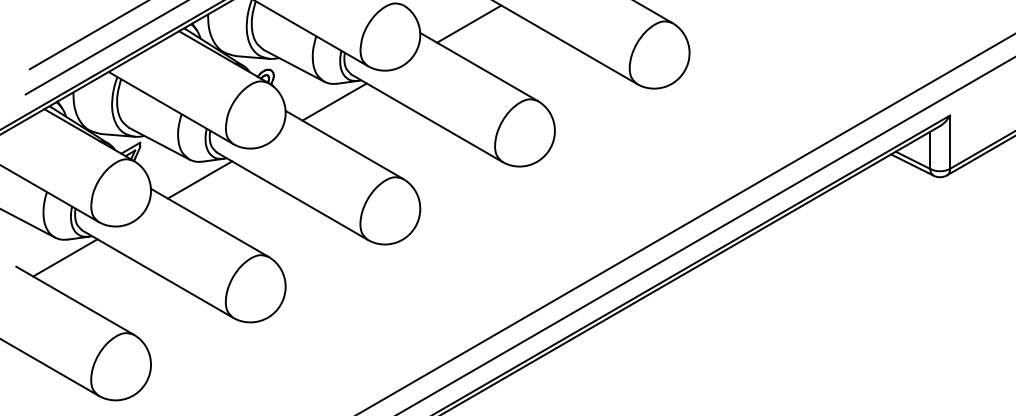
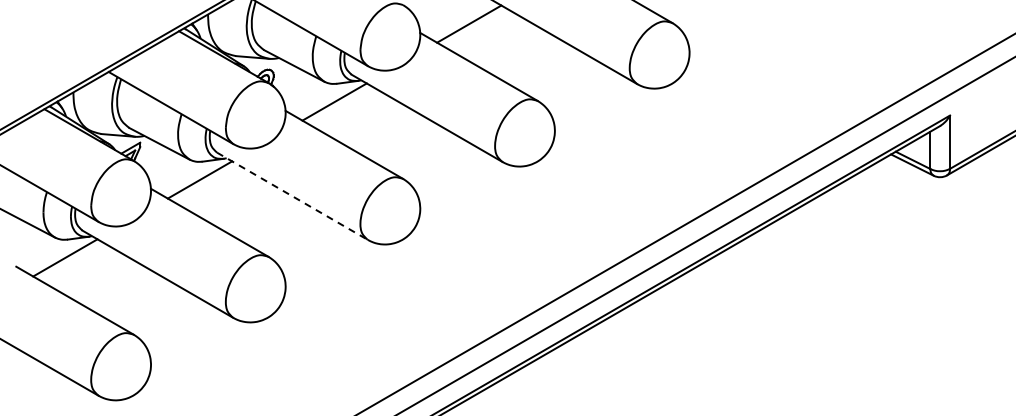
line: present -> none (87, 35)
line: present -> none (105, 48)
line: solid -> dashed (292, 196)
